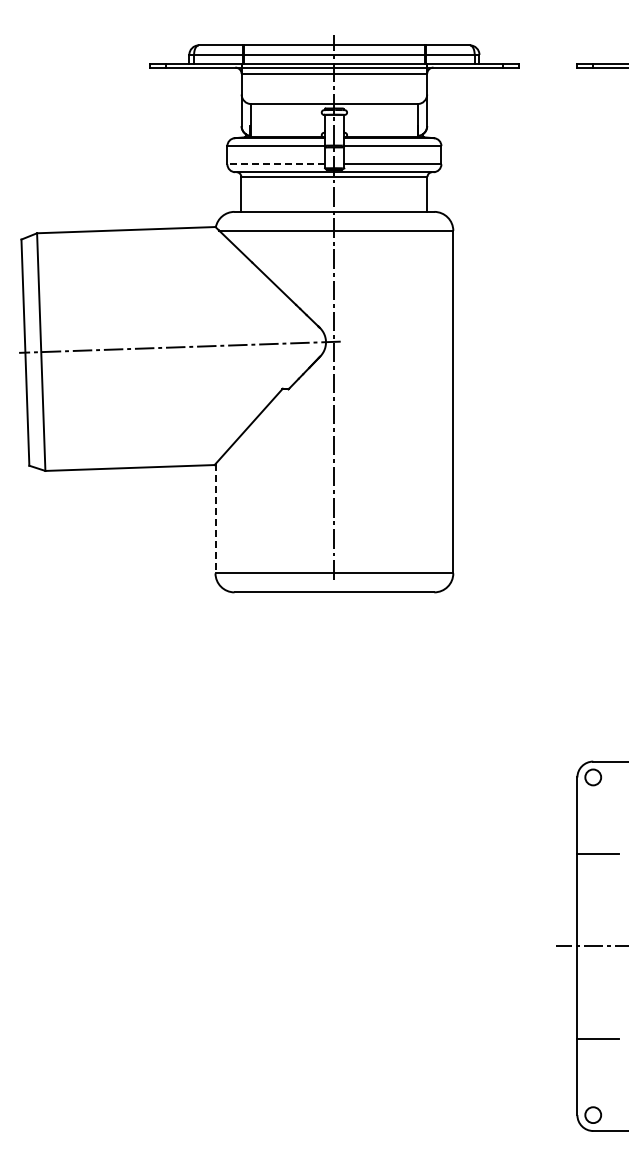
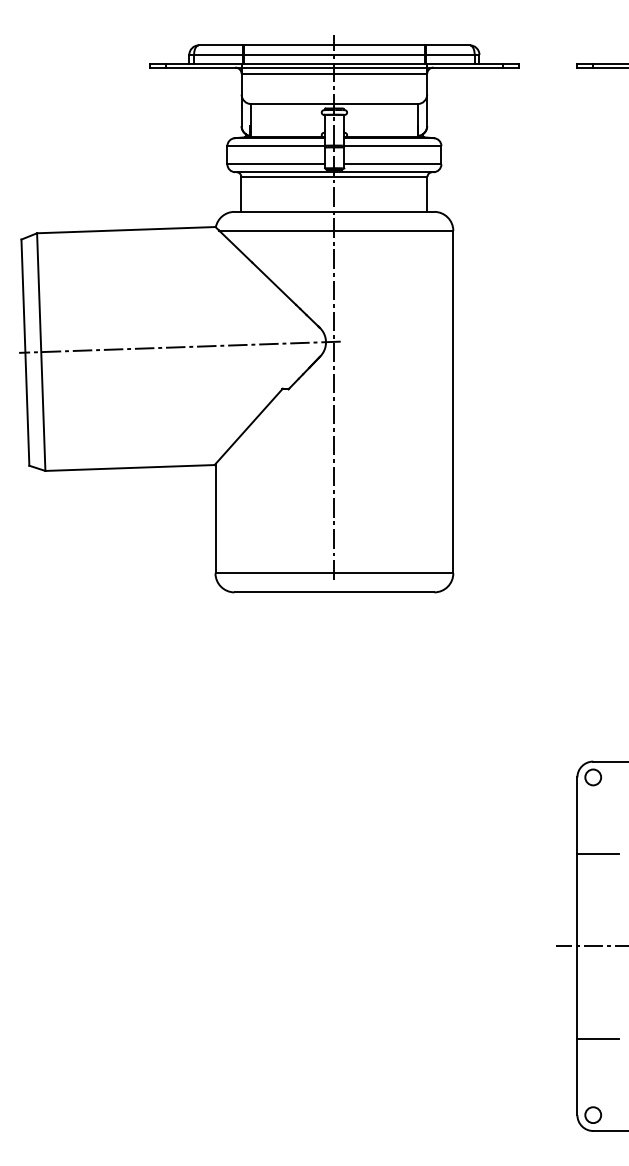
line: dashed -> solid (276, 164)
line: dashed -> solid (215, 518)
